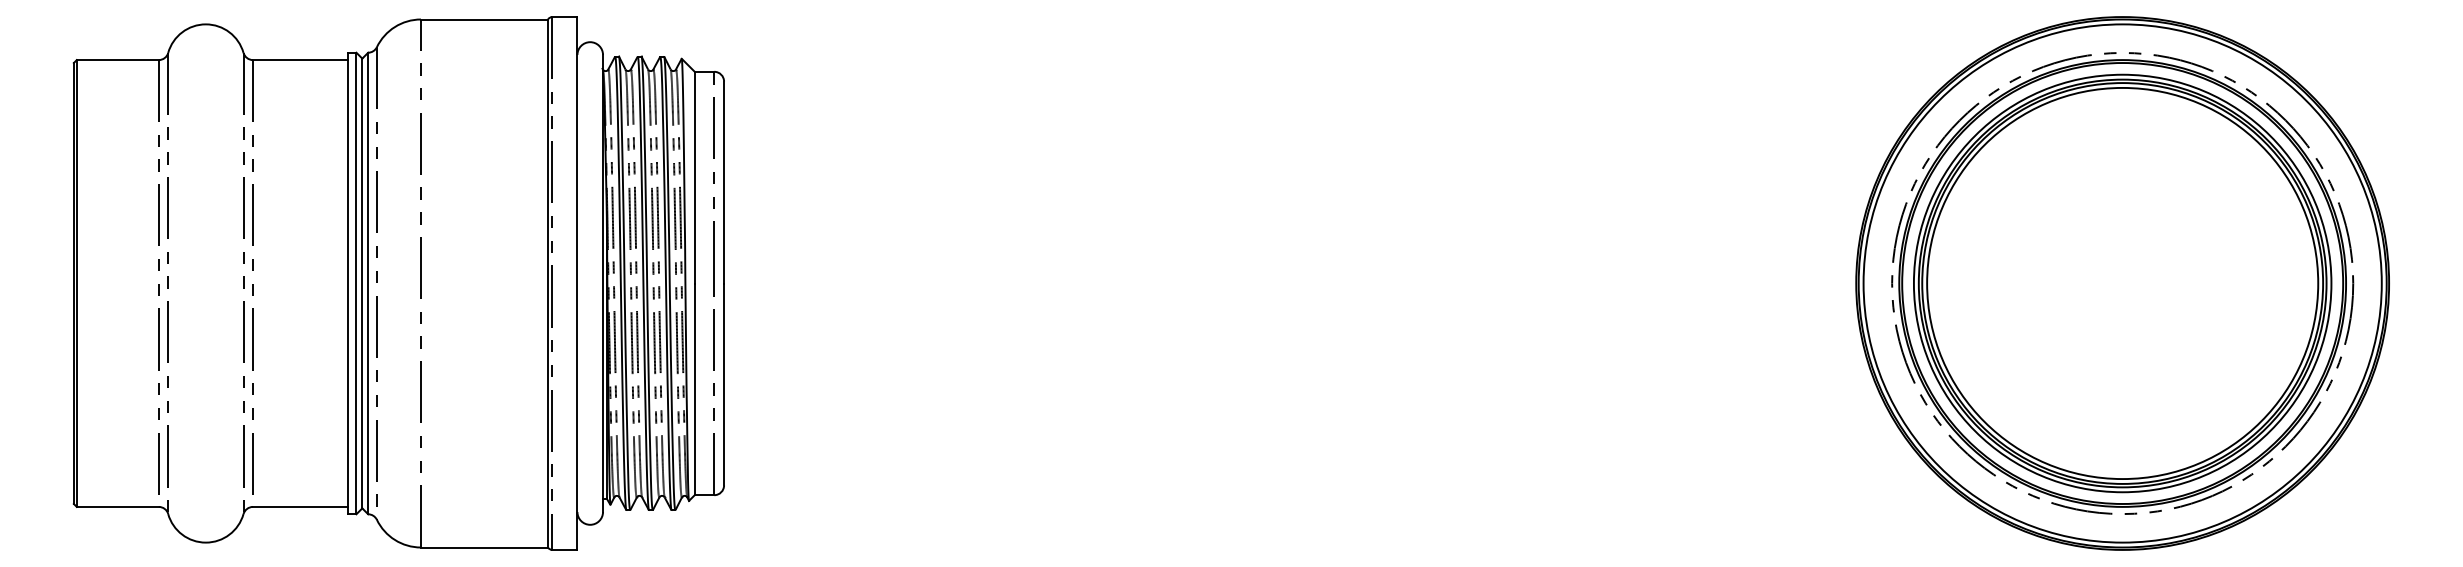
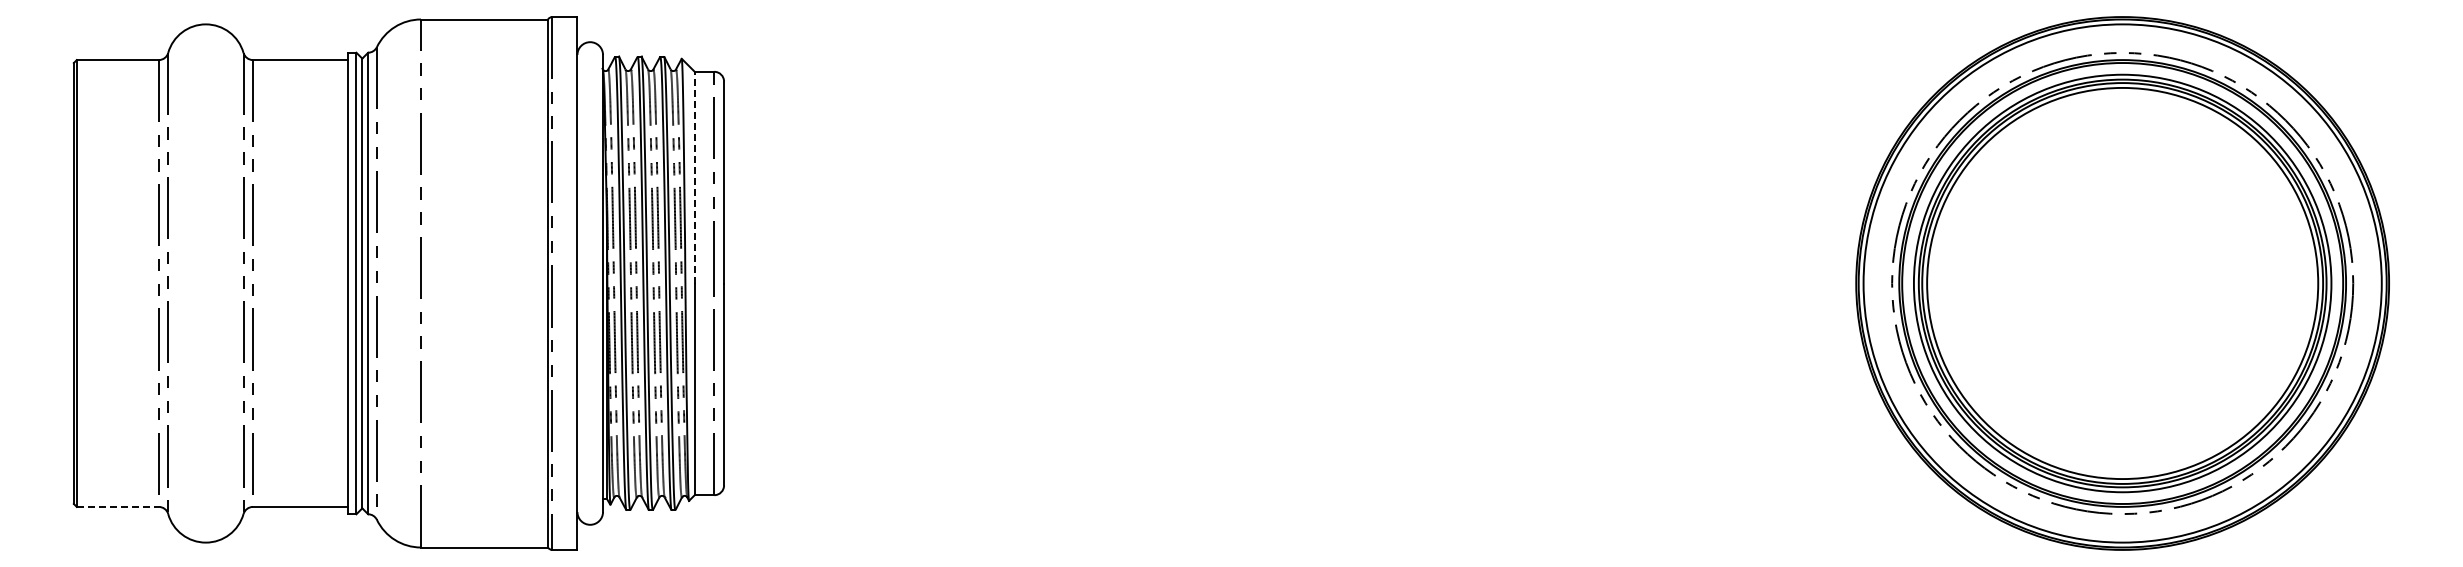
line: solid -> dashed (694, 177)
line: solid -> dashed (118, 506)
